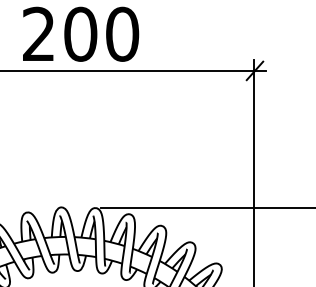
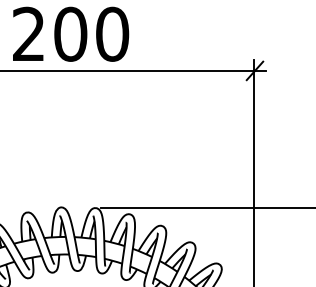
text position: (81, 33) -> (71, 33) (71, 33)
